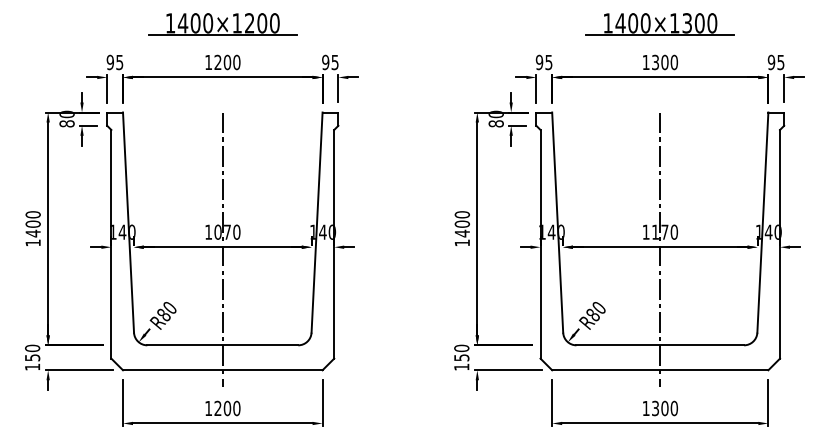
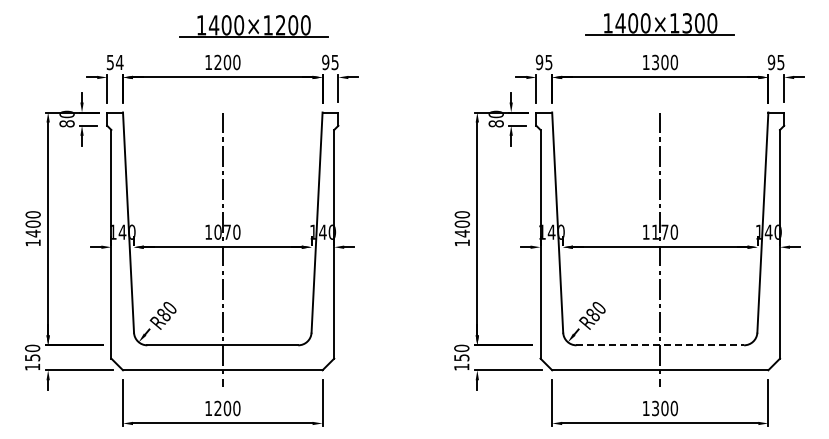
part position: (222, 24) -> (253, 26) (253, 26)
text: 95 -> 54 (114, 62)
line: solid -> dashed (660, 345)
